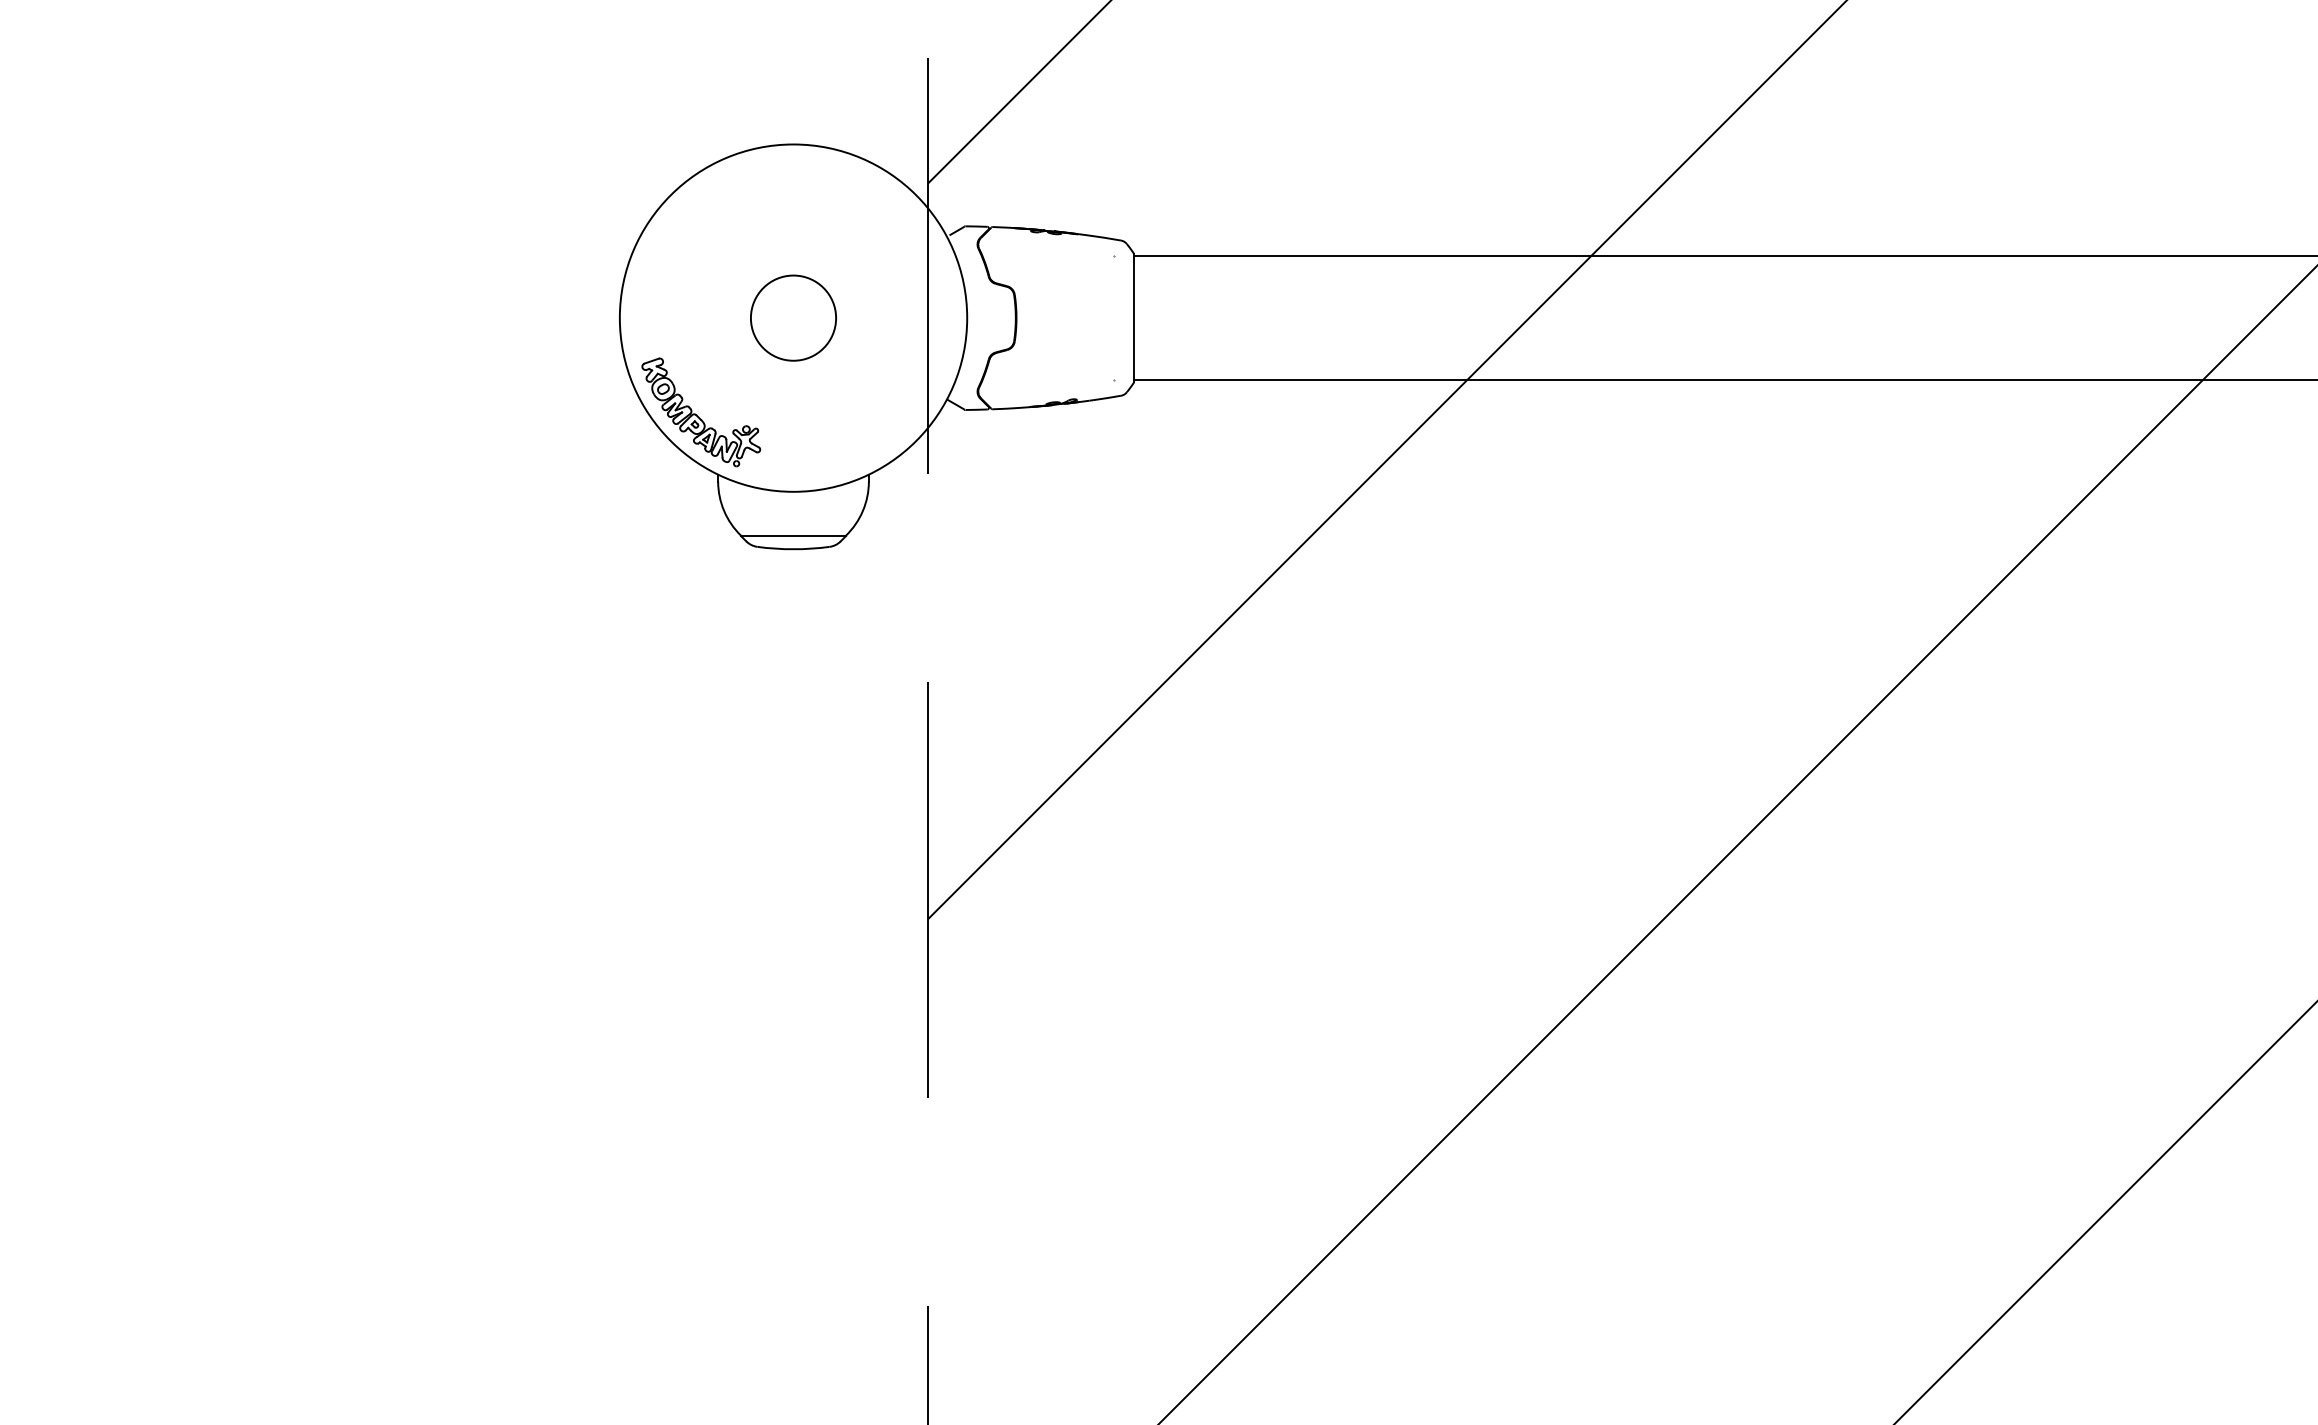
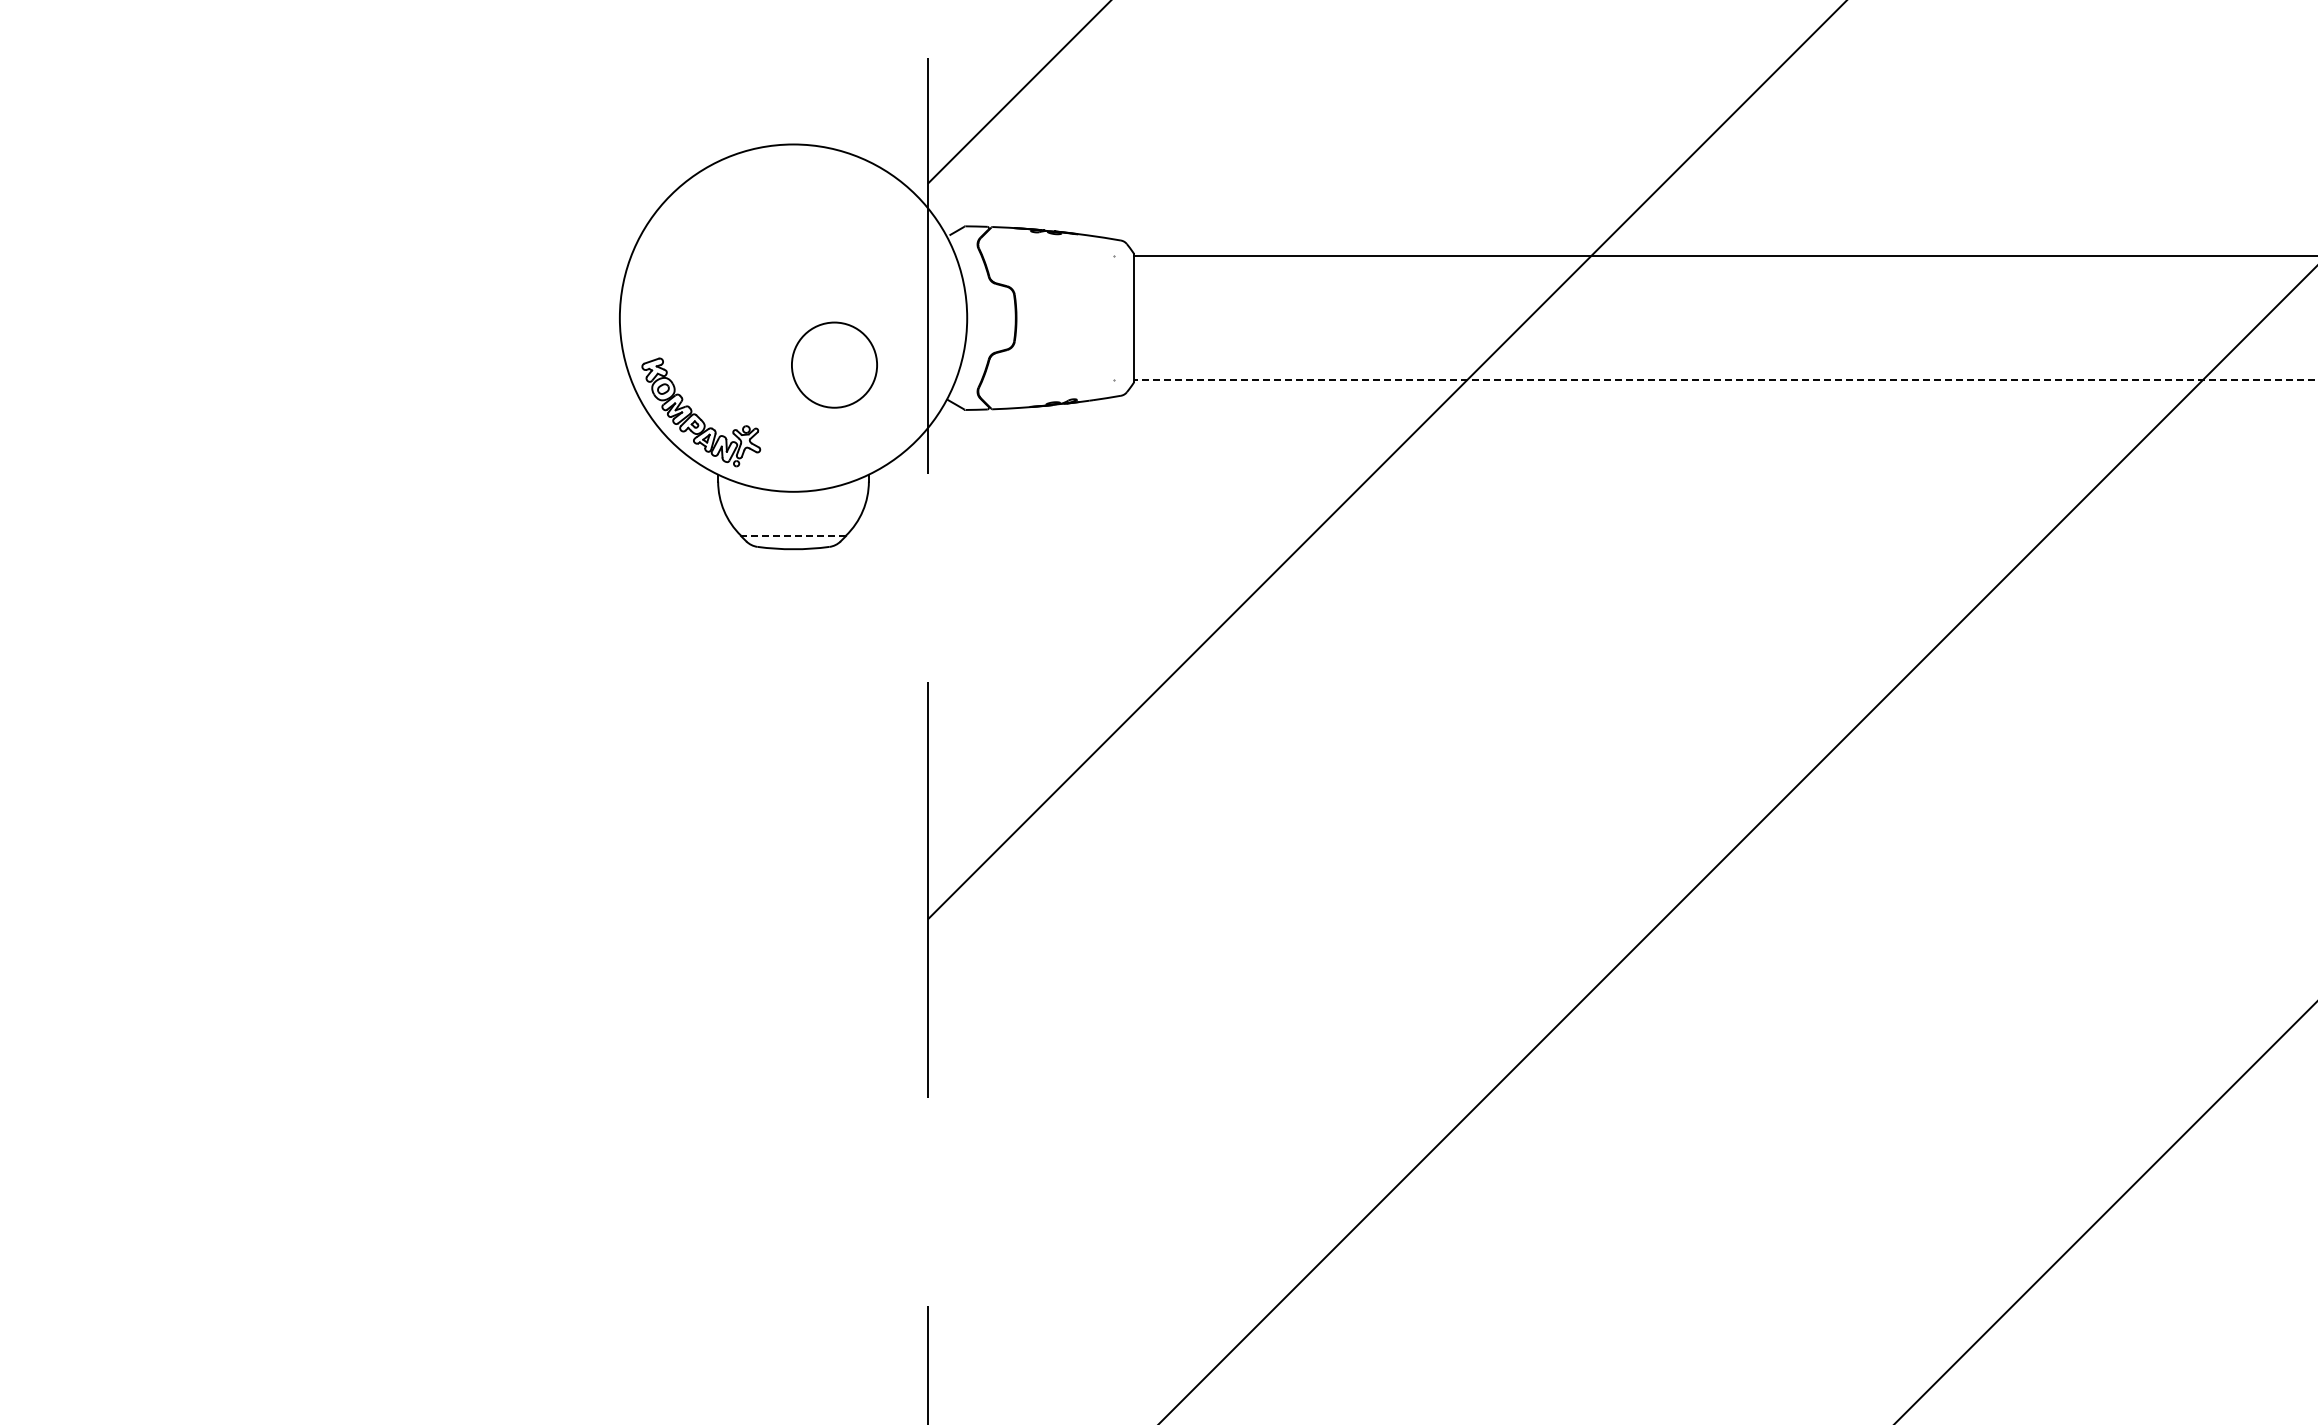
circle position: (793, 317) -> (834, 364) (834, 364)
line: solid -> dashed (1726, 380)
line: solid -> dashed (793, 536)
